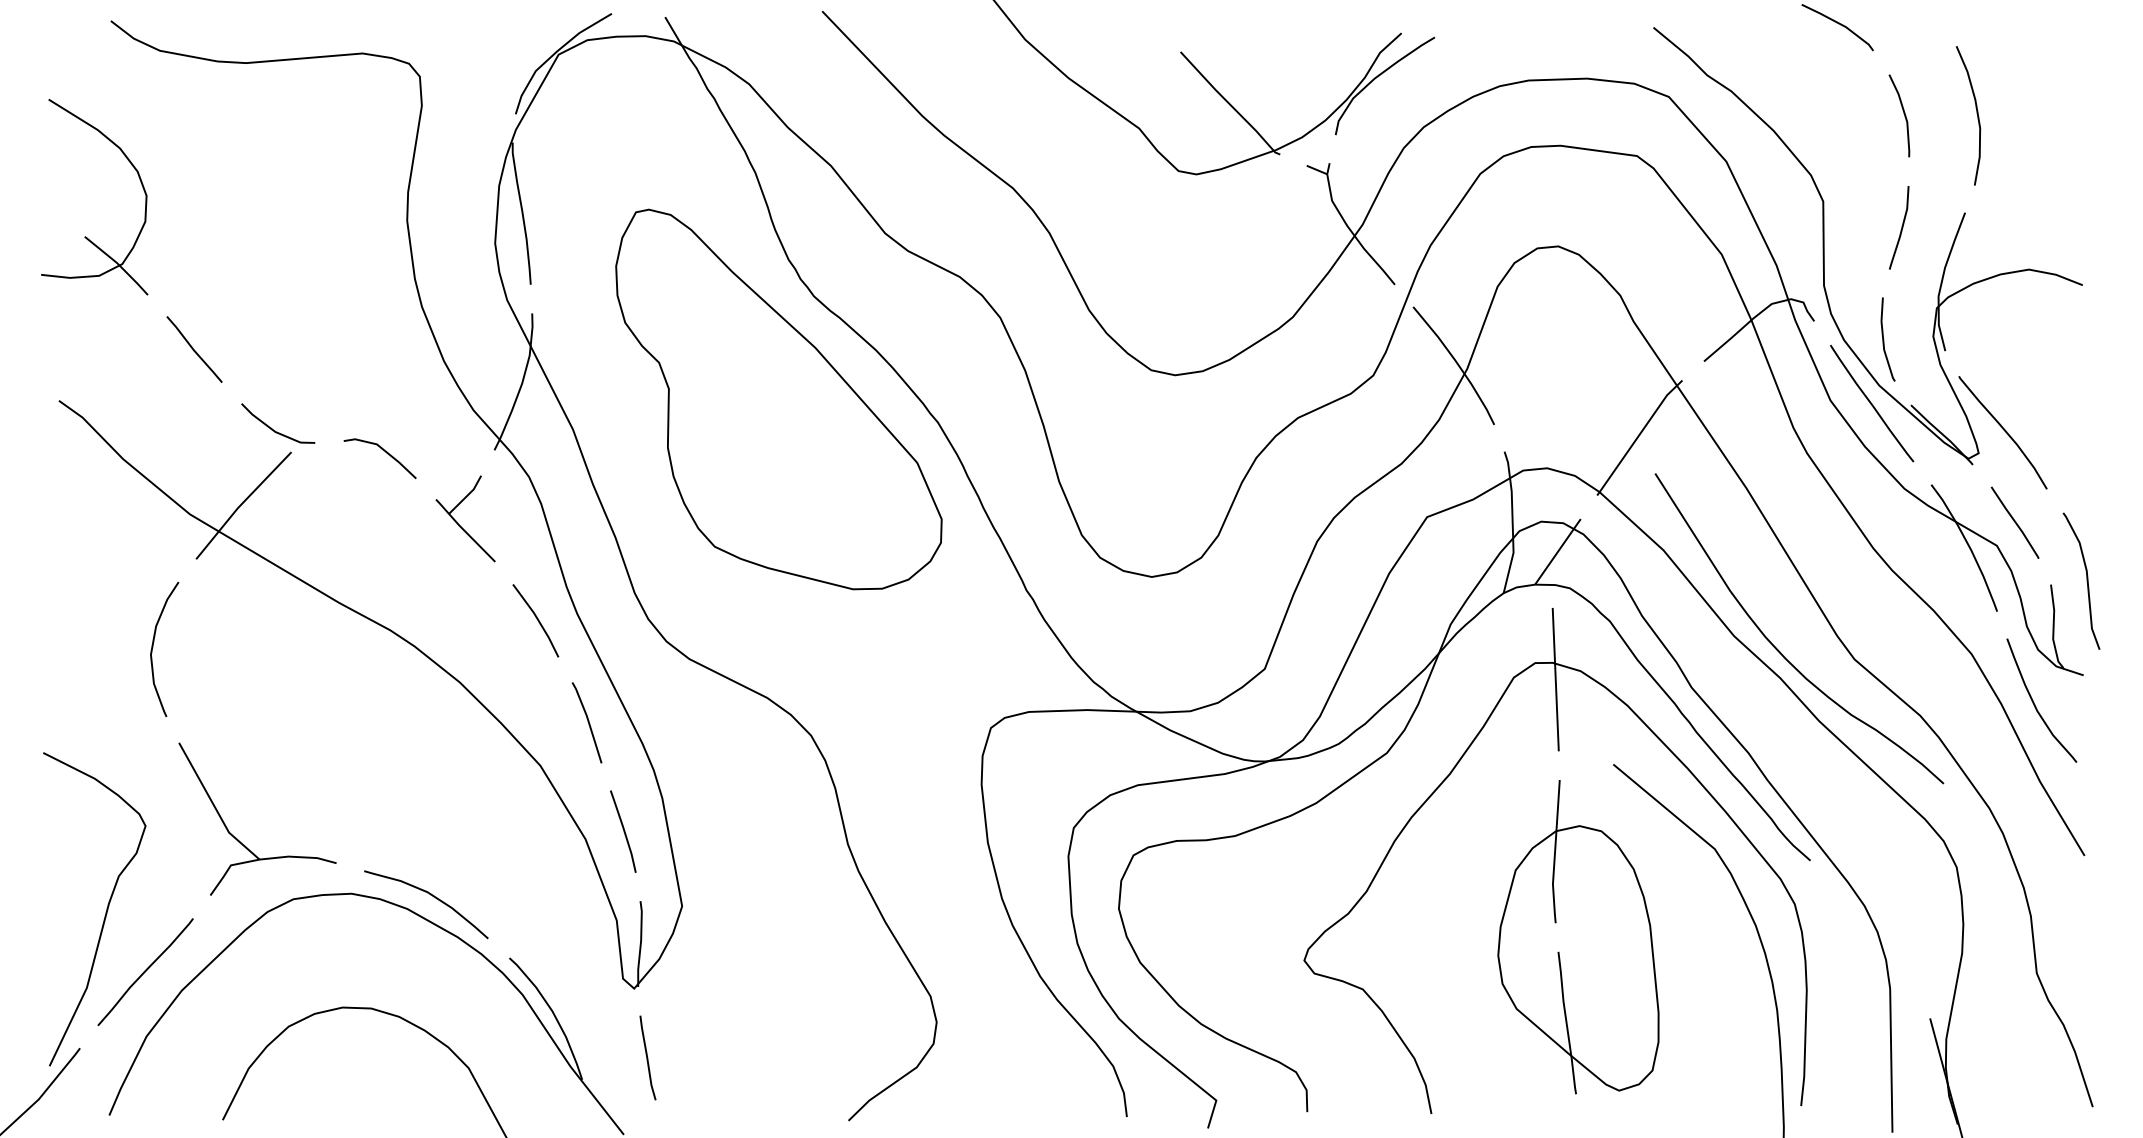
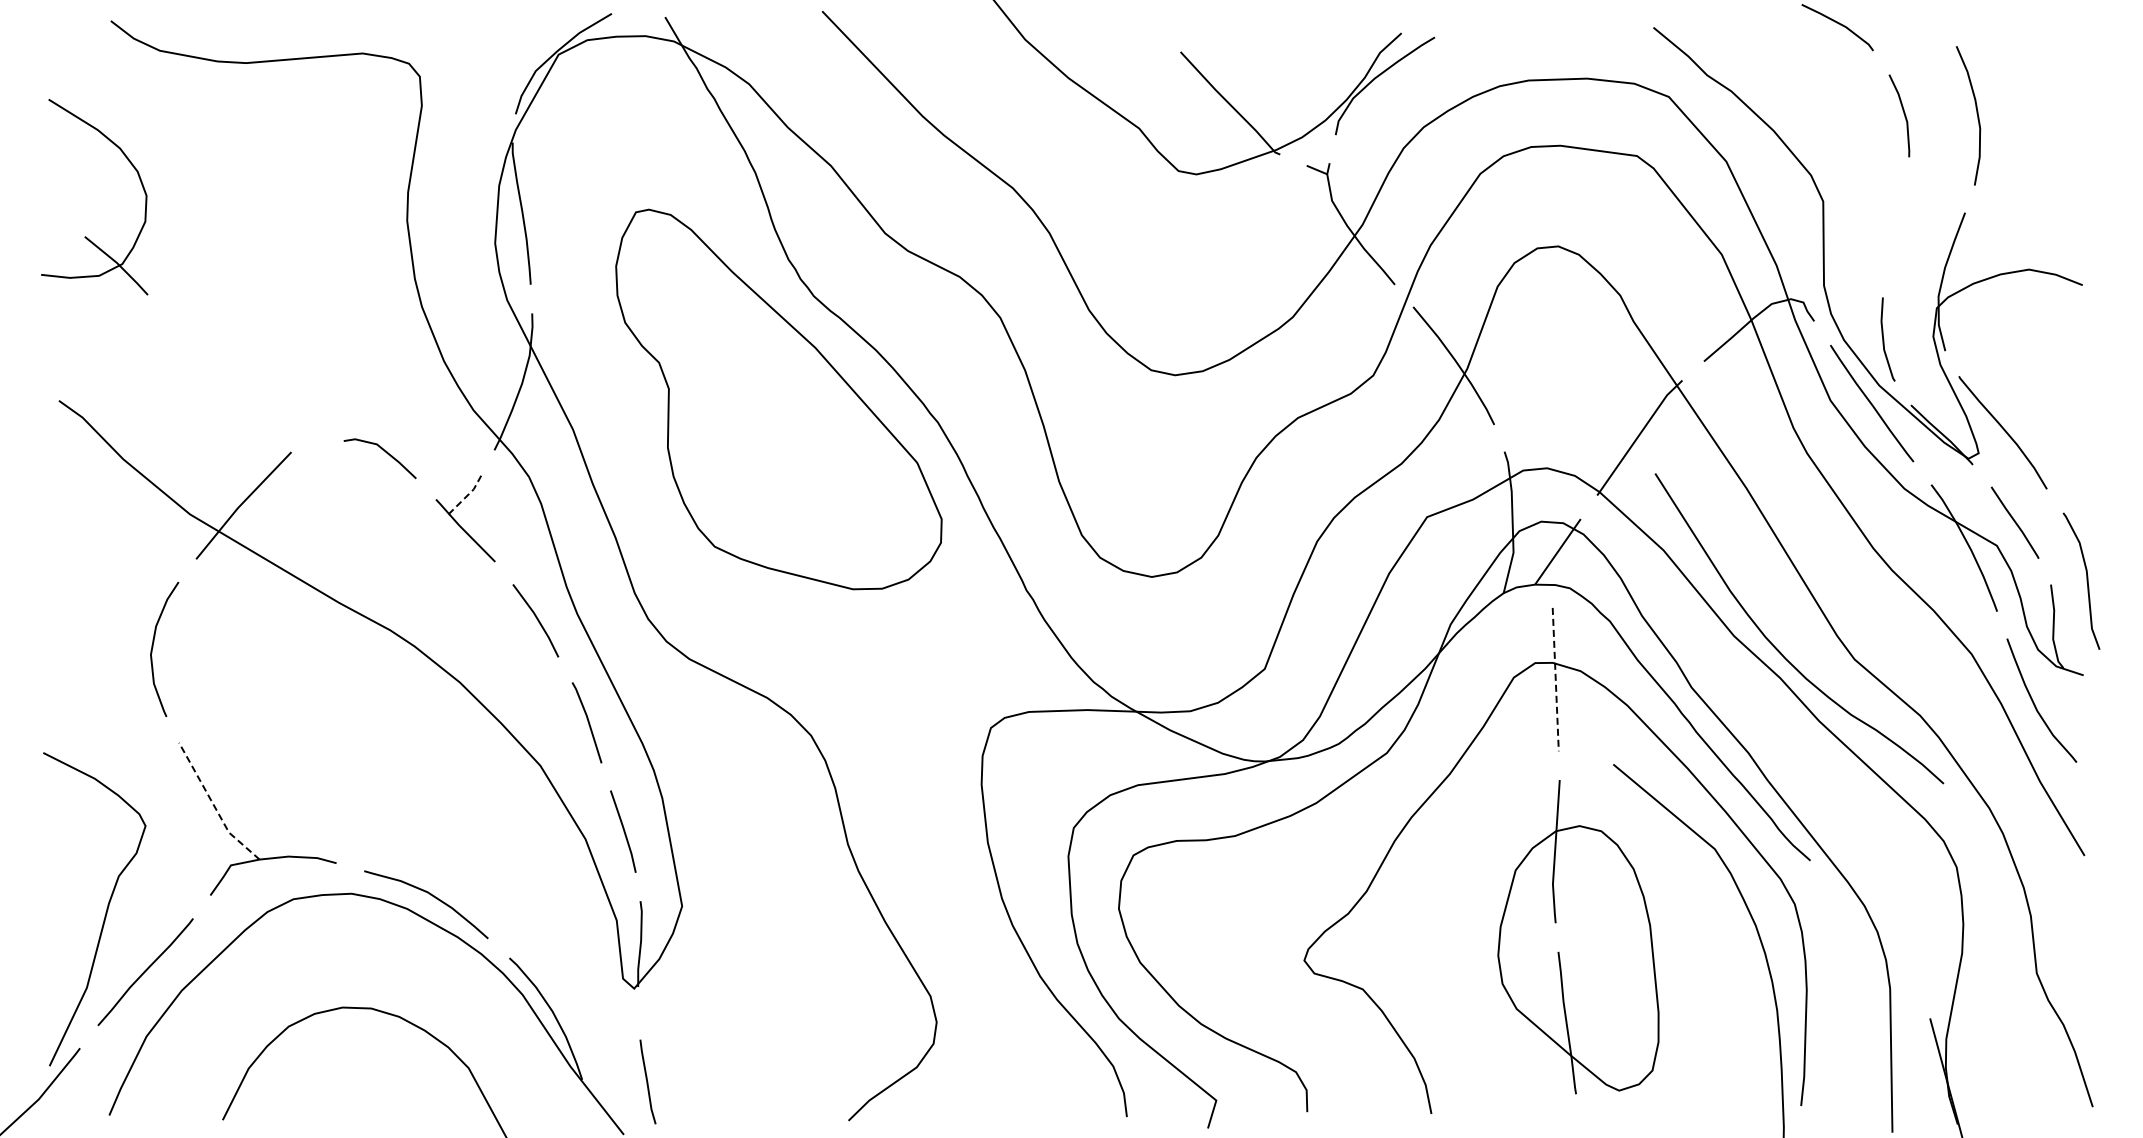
line: present -> none (1901, 227)
line: present -> none (194, 349)
line: present -> none (275, 430)
line: solid -> dashed (466, 496)
line: solid -> dashed (1555, 679)
line: solid -> dashed (213, 804)
line position: (647, 1057) -> (647, 1081) (647, 1081)
